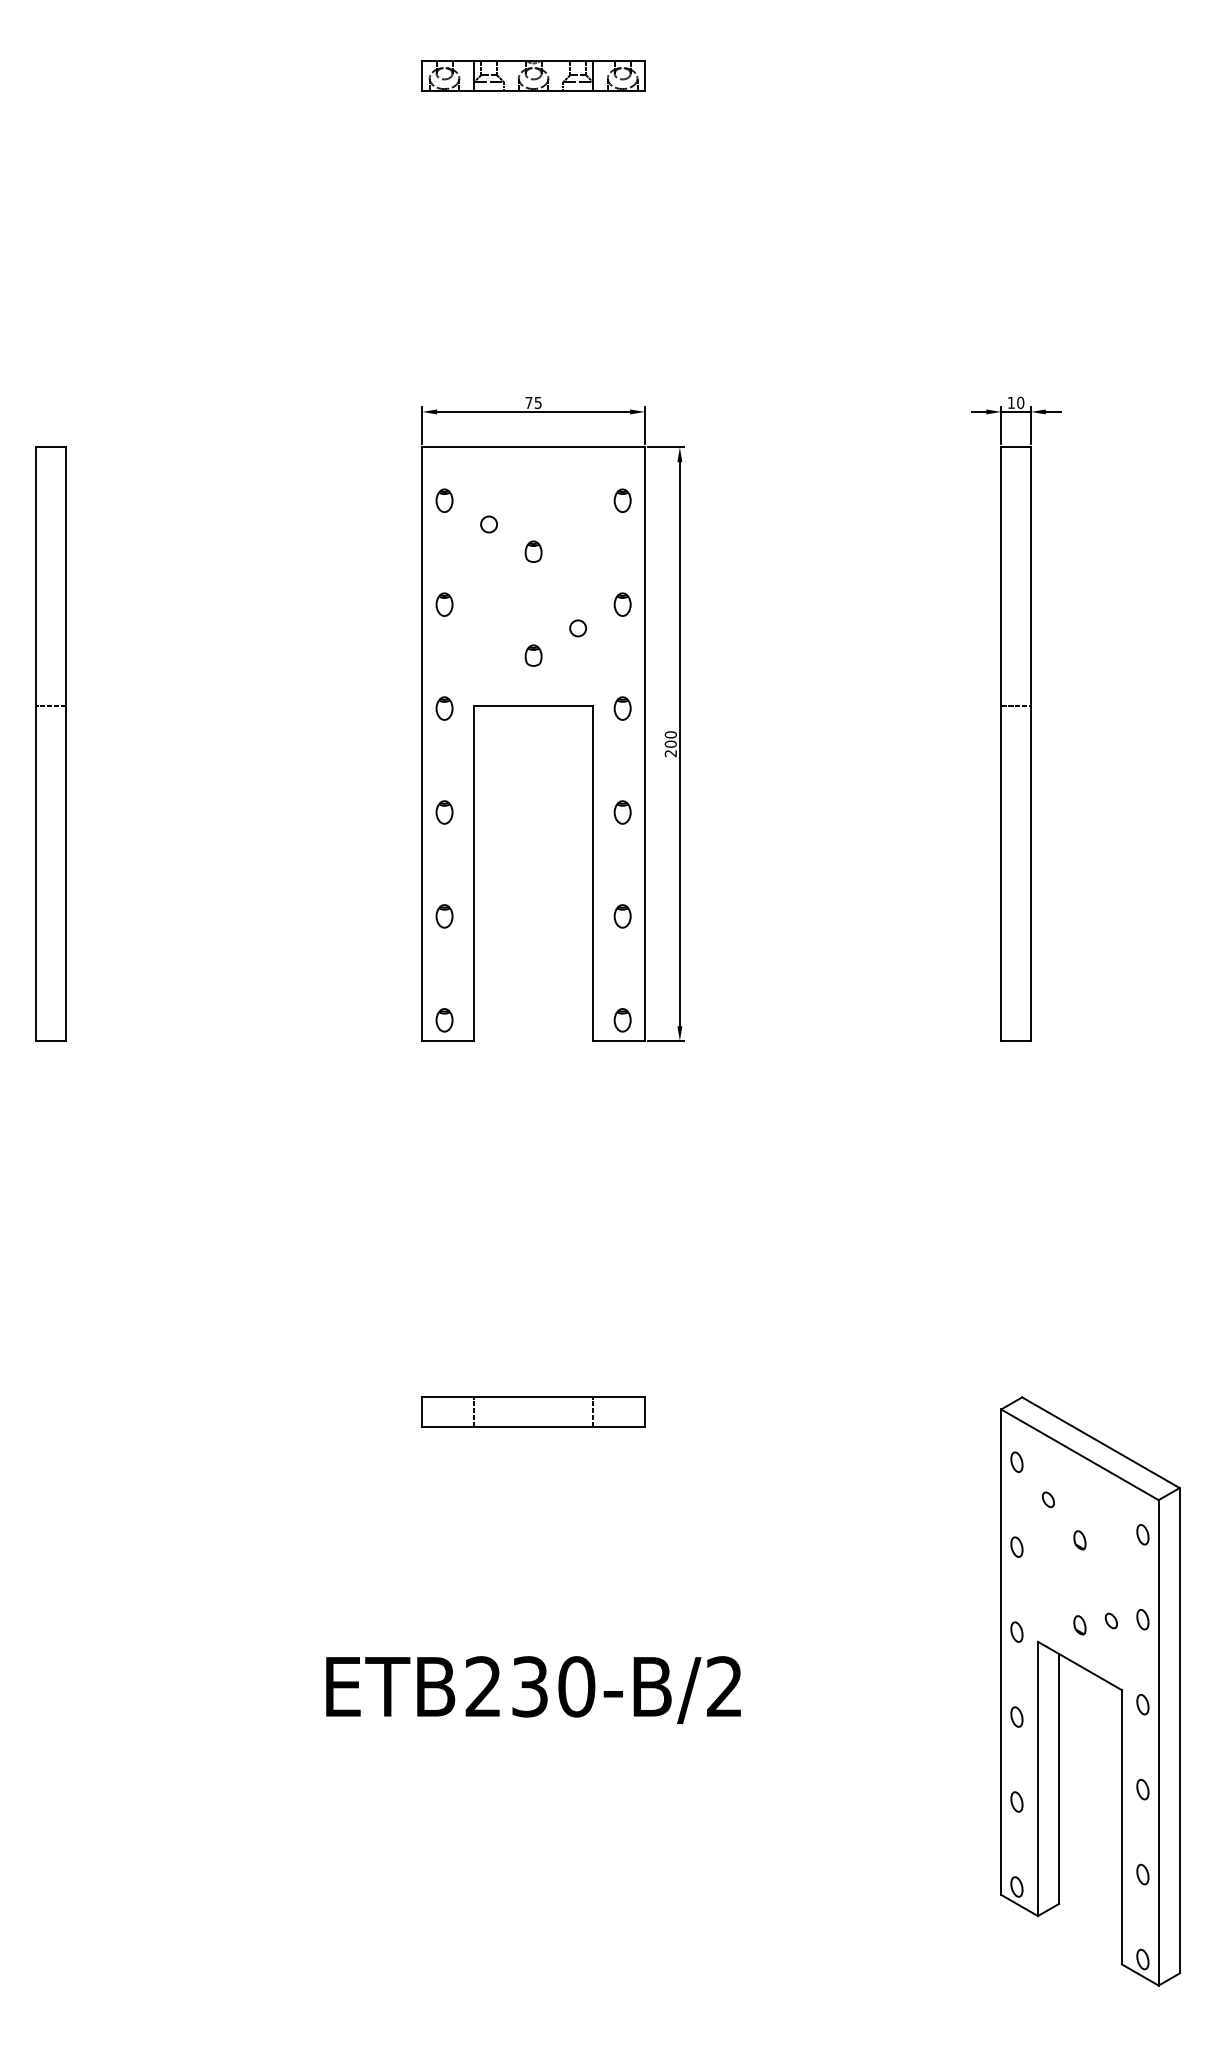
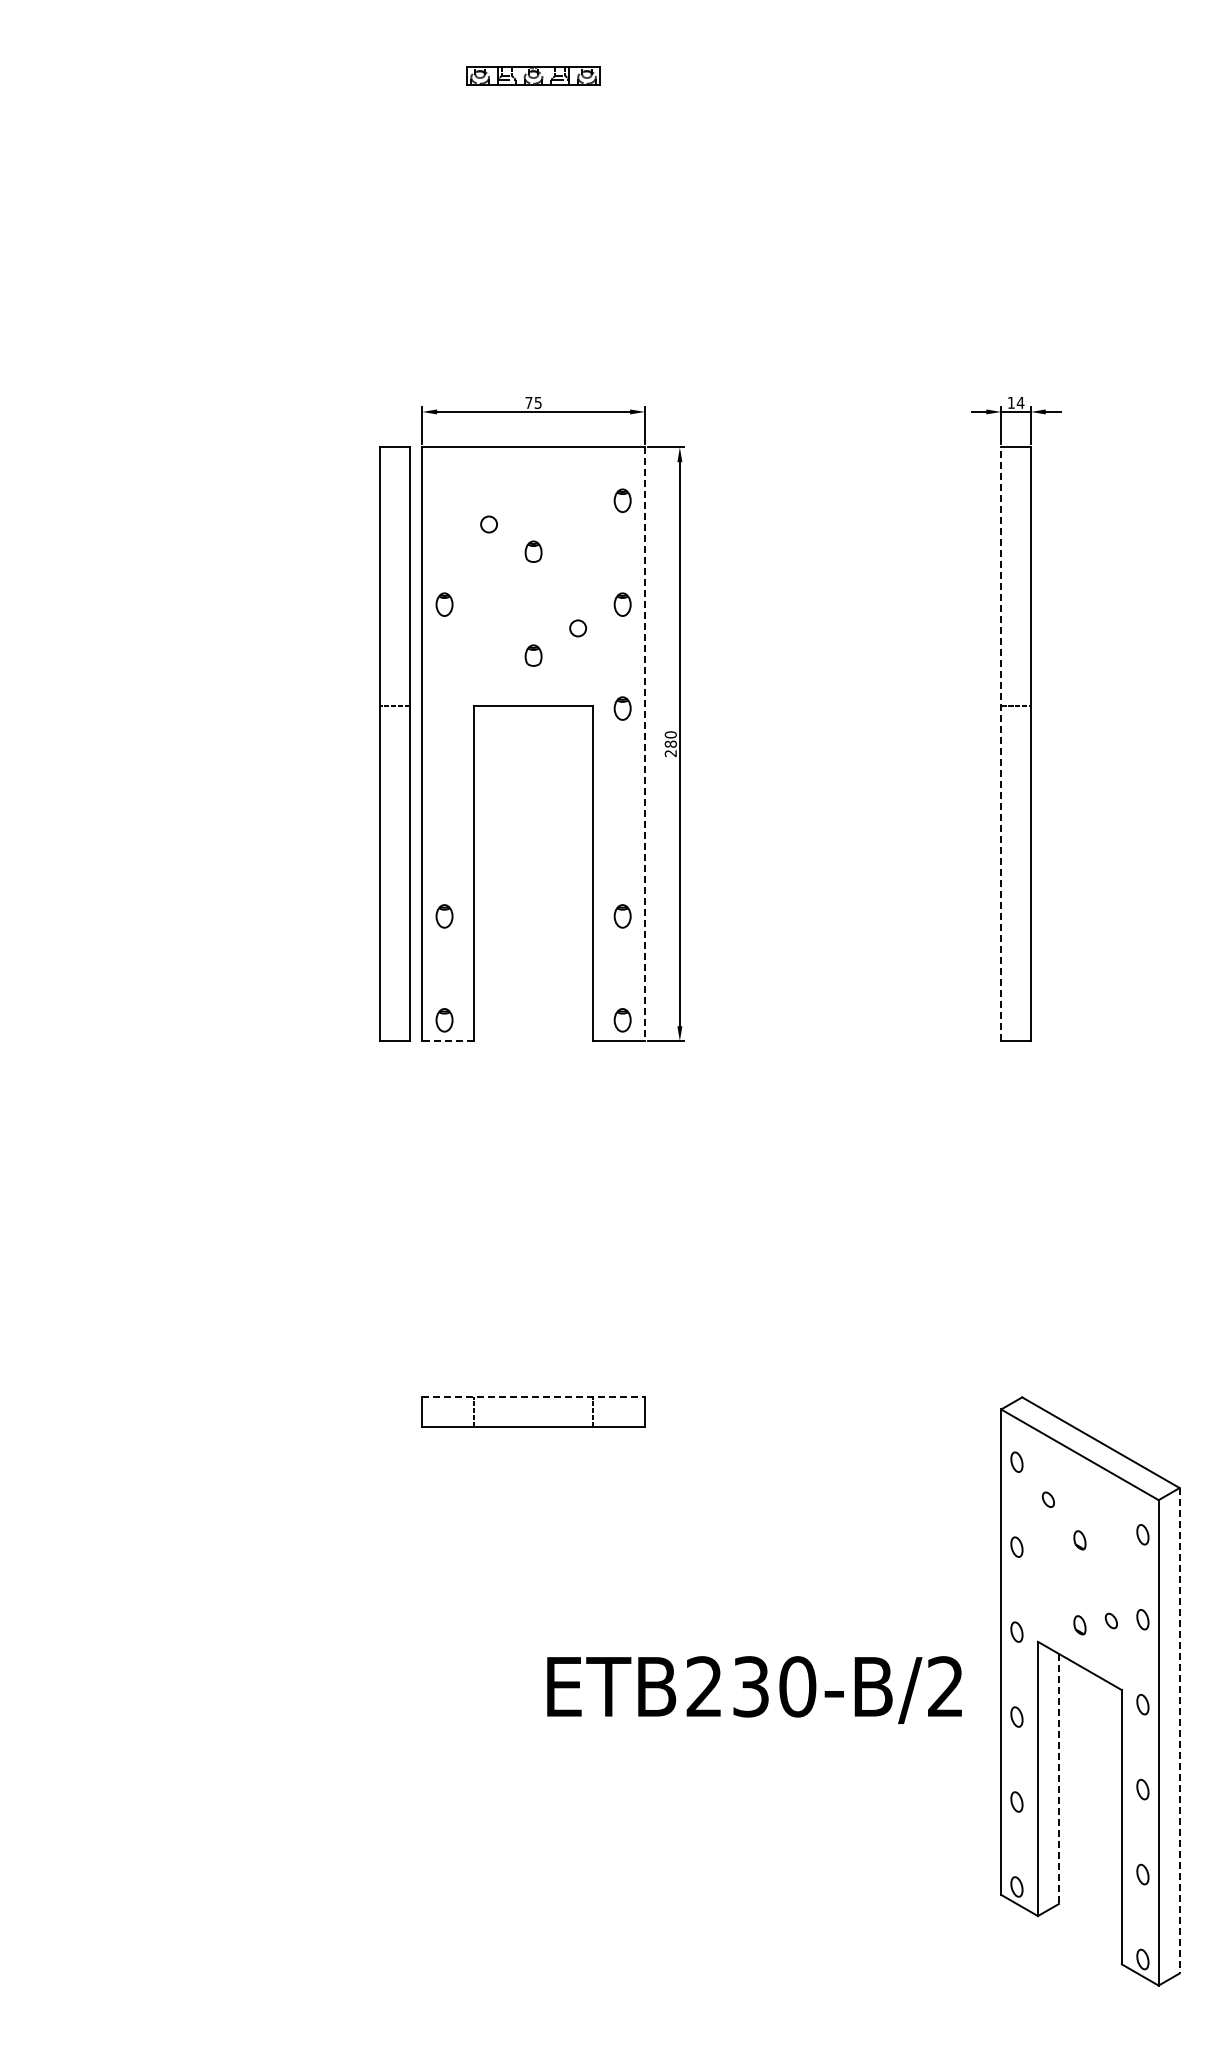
part size: 225x32 px -> 135x20 px (533, 75)
text: 10 -> 14 (1020, 402)
part: present -> none (444, 500)
part: present -> none (444, 708)
part position: (50, 743) -> (394, 743) (394, 743)
text: 200 -> 280 (670, 743)
line: solid -> dashed (644, 744)
line: solid -> dashed (1001, 744)
part: present -> none (444, 812)
part: present -> none (622, 812)
line: solid -> dashed (448, 1041)
line: solid -> dashed (534, 1397)
text position: (533, 1689) -> (754, 1689) (754, 1689)
line: solid -> dashed (1179, 1730)
line: solid -> dashed (1058, 1779)
